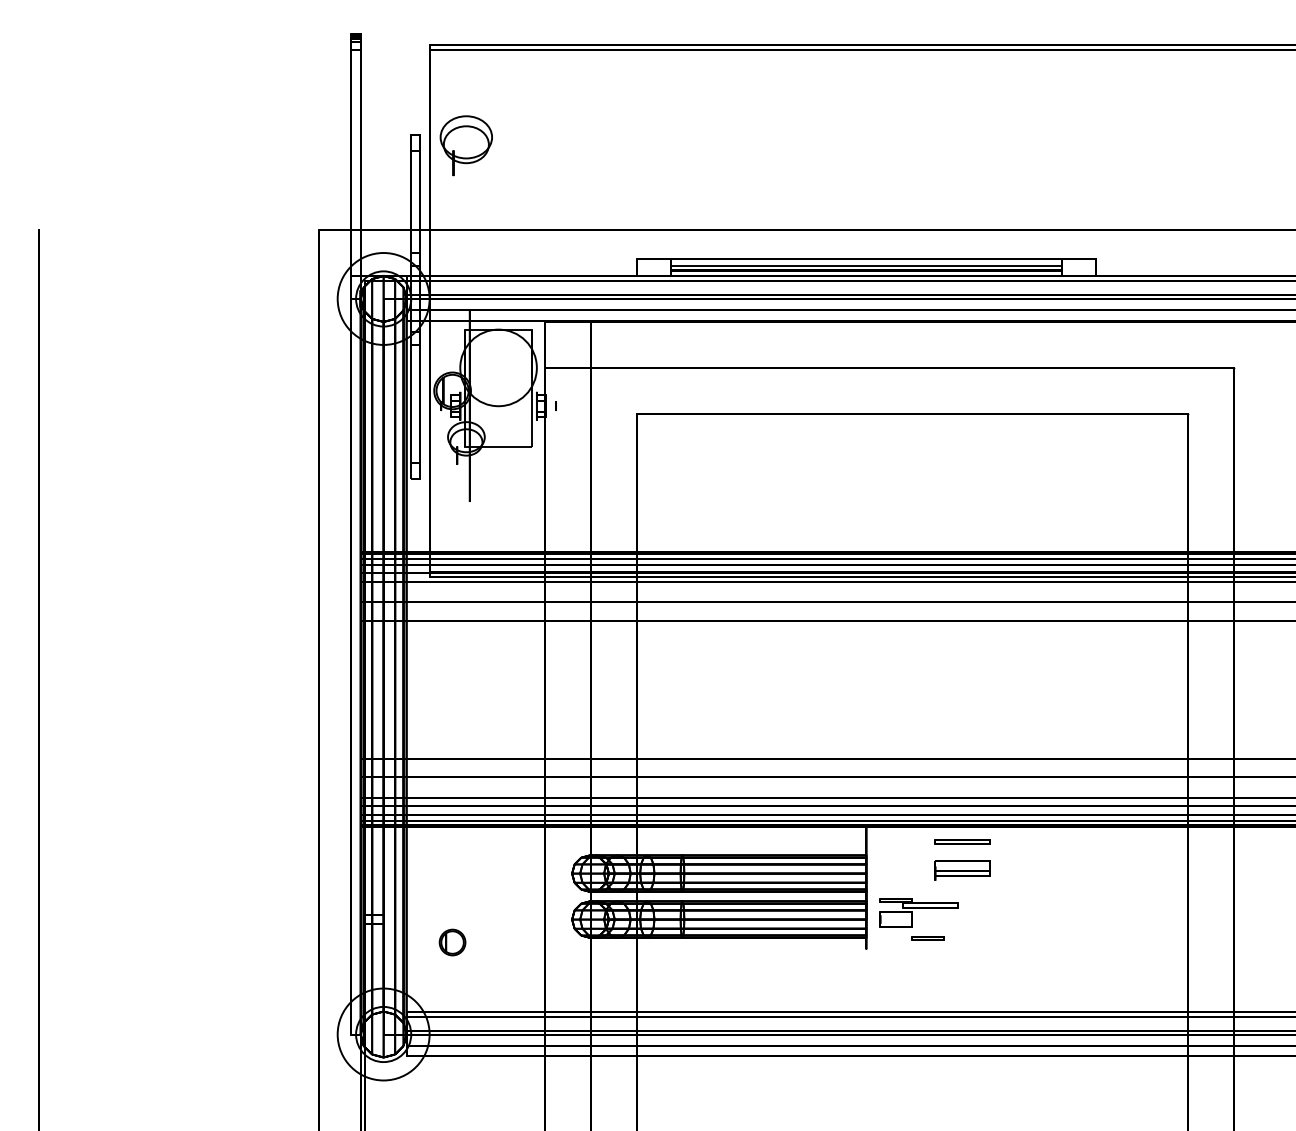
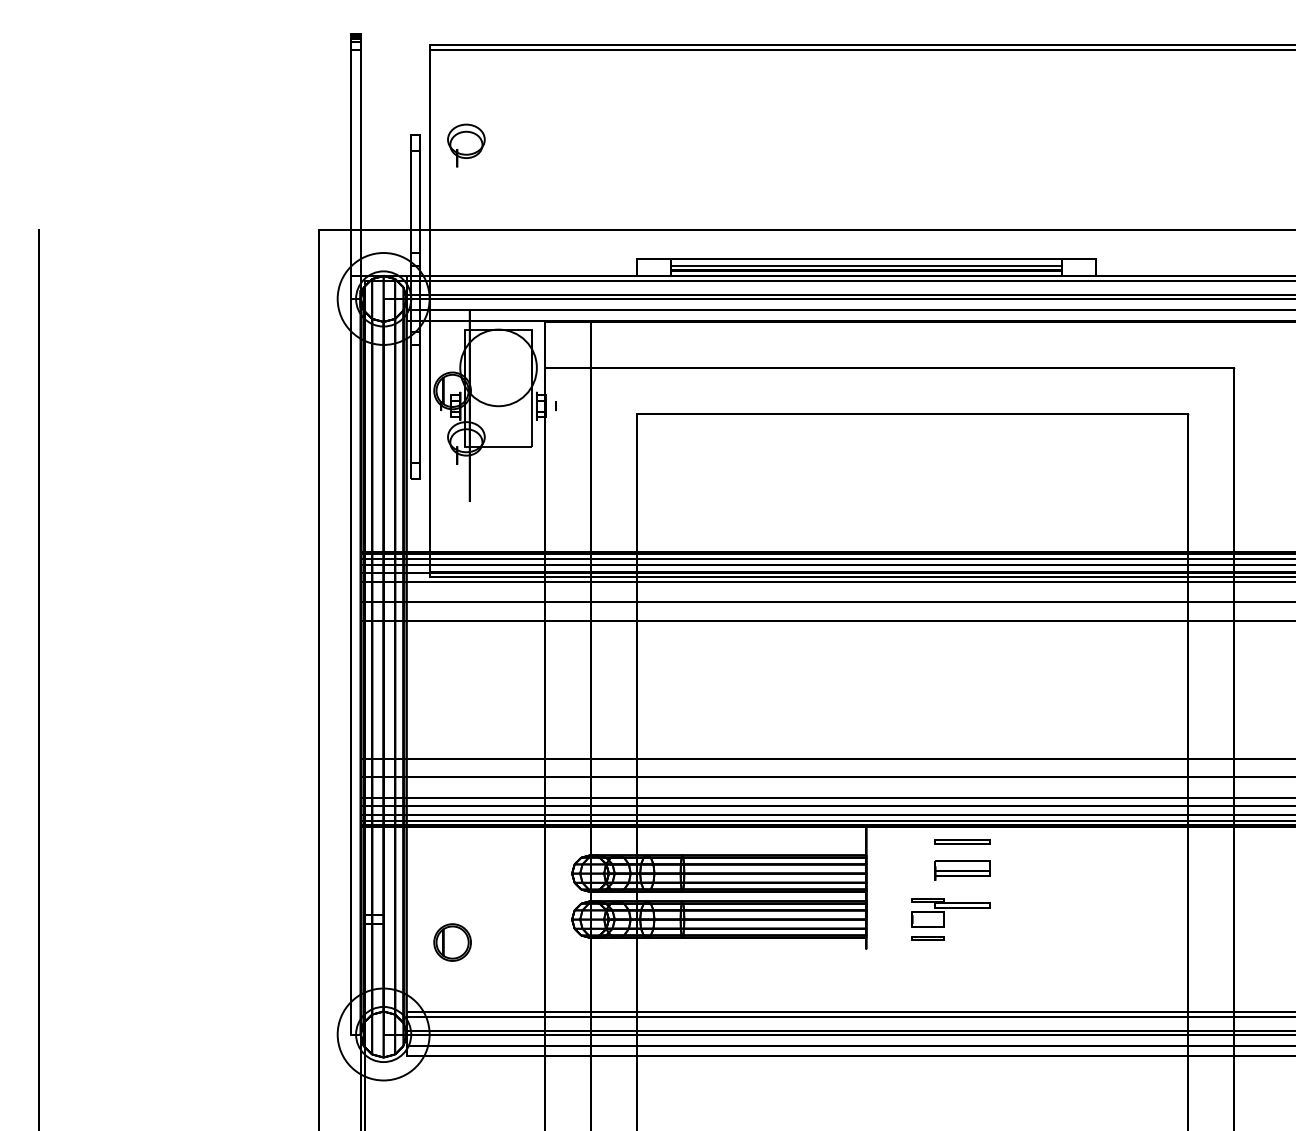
part size: 54x62 px -> 39x45 px (466, 145)
part position: (918, 912) -> (950, 912) (950, 912)
part size: 29x29 px -> 39x39 px (452, 942)
